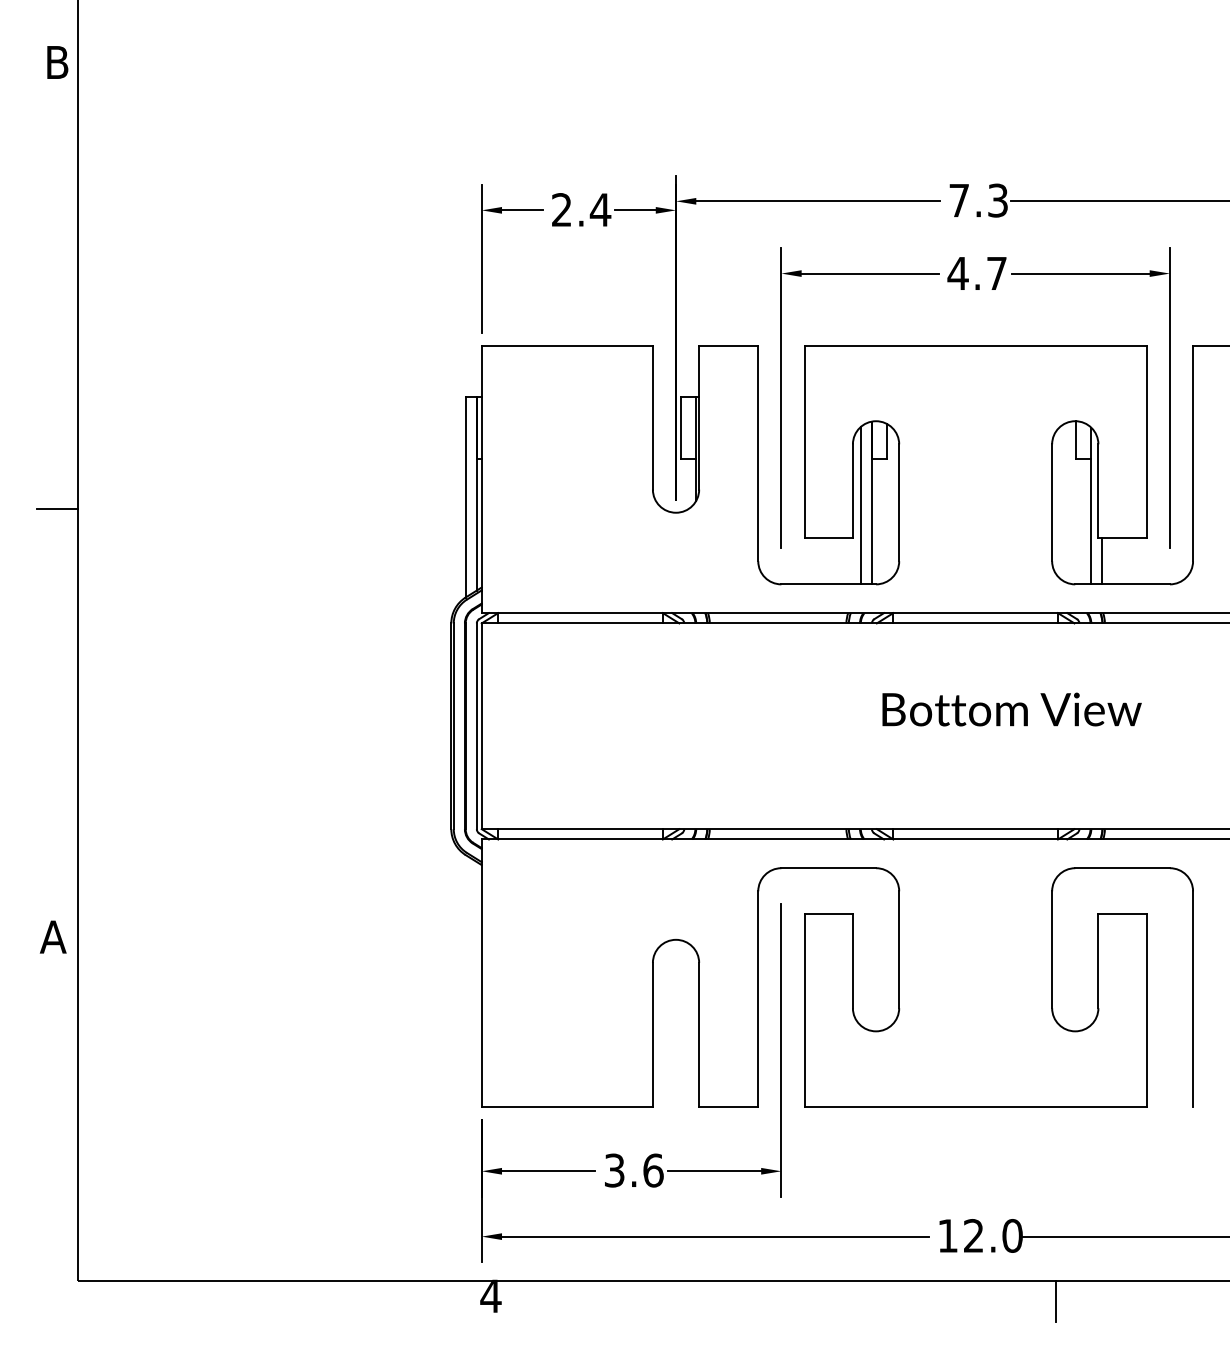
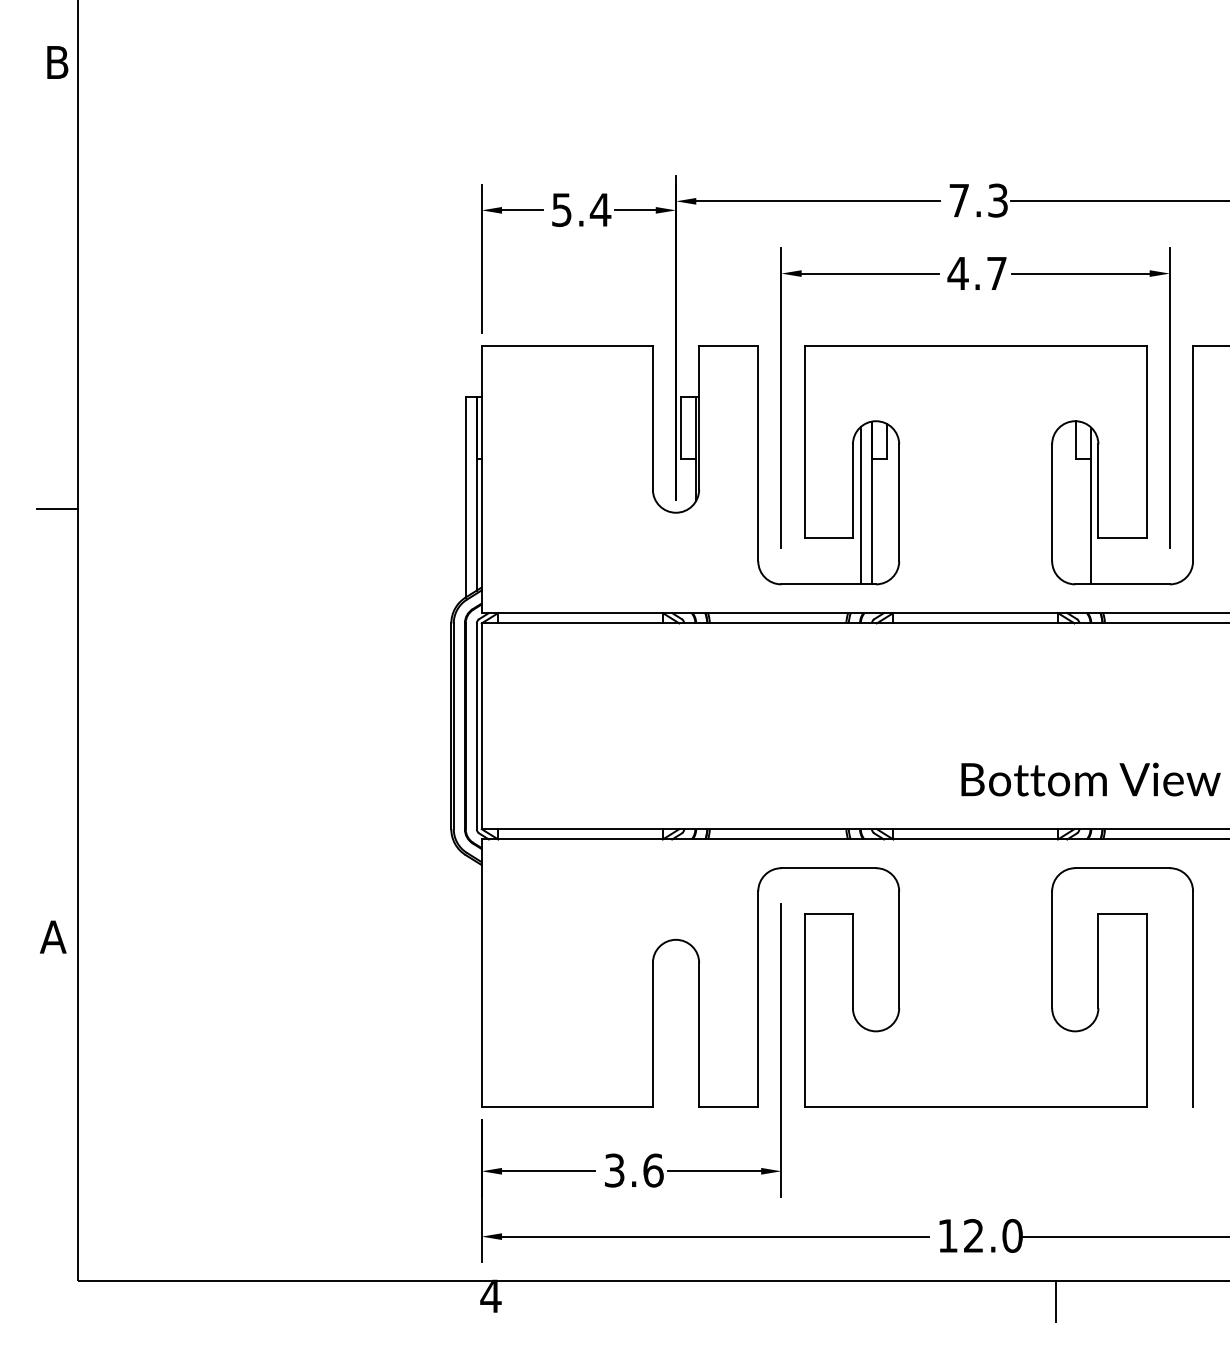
text: 2.4 -> 5.4 (561, 209)
line: present -> none (1102, 561)
text position: (1011, 709) -> (1090, 779) (1090, 779)
